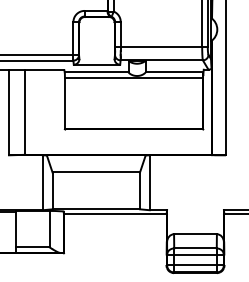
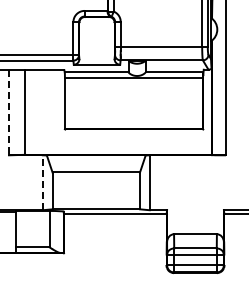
line: solid -> dashed (9, 112)
line: solid -> dashed (42, 182)
